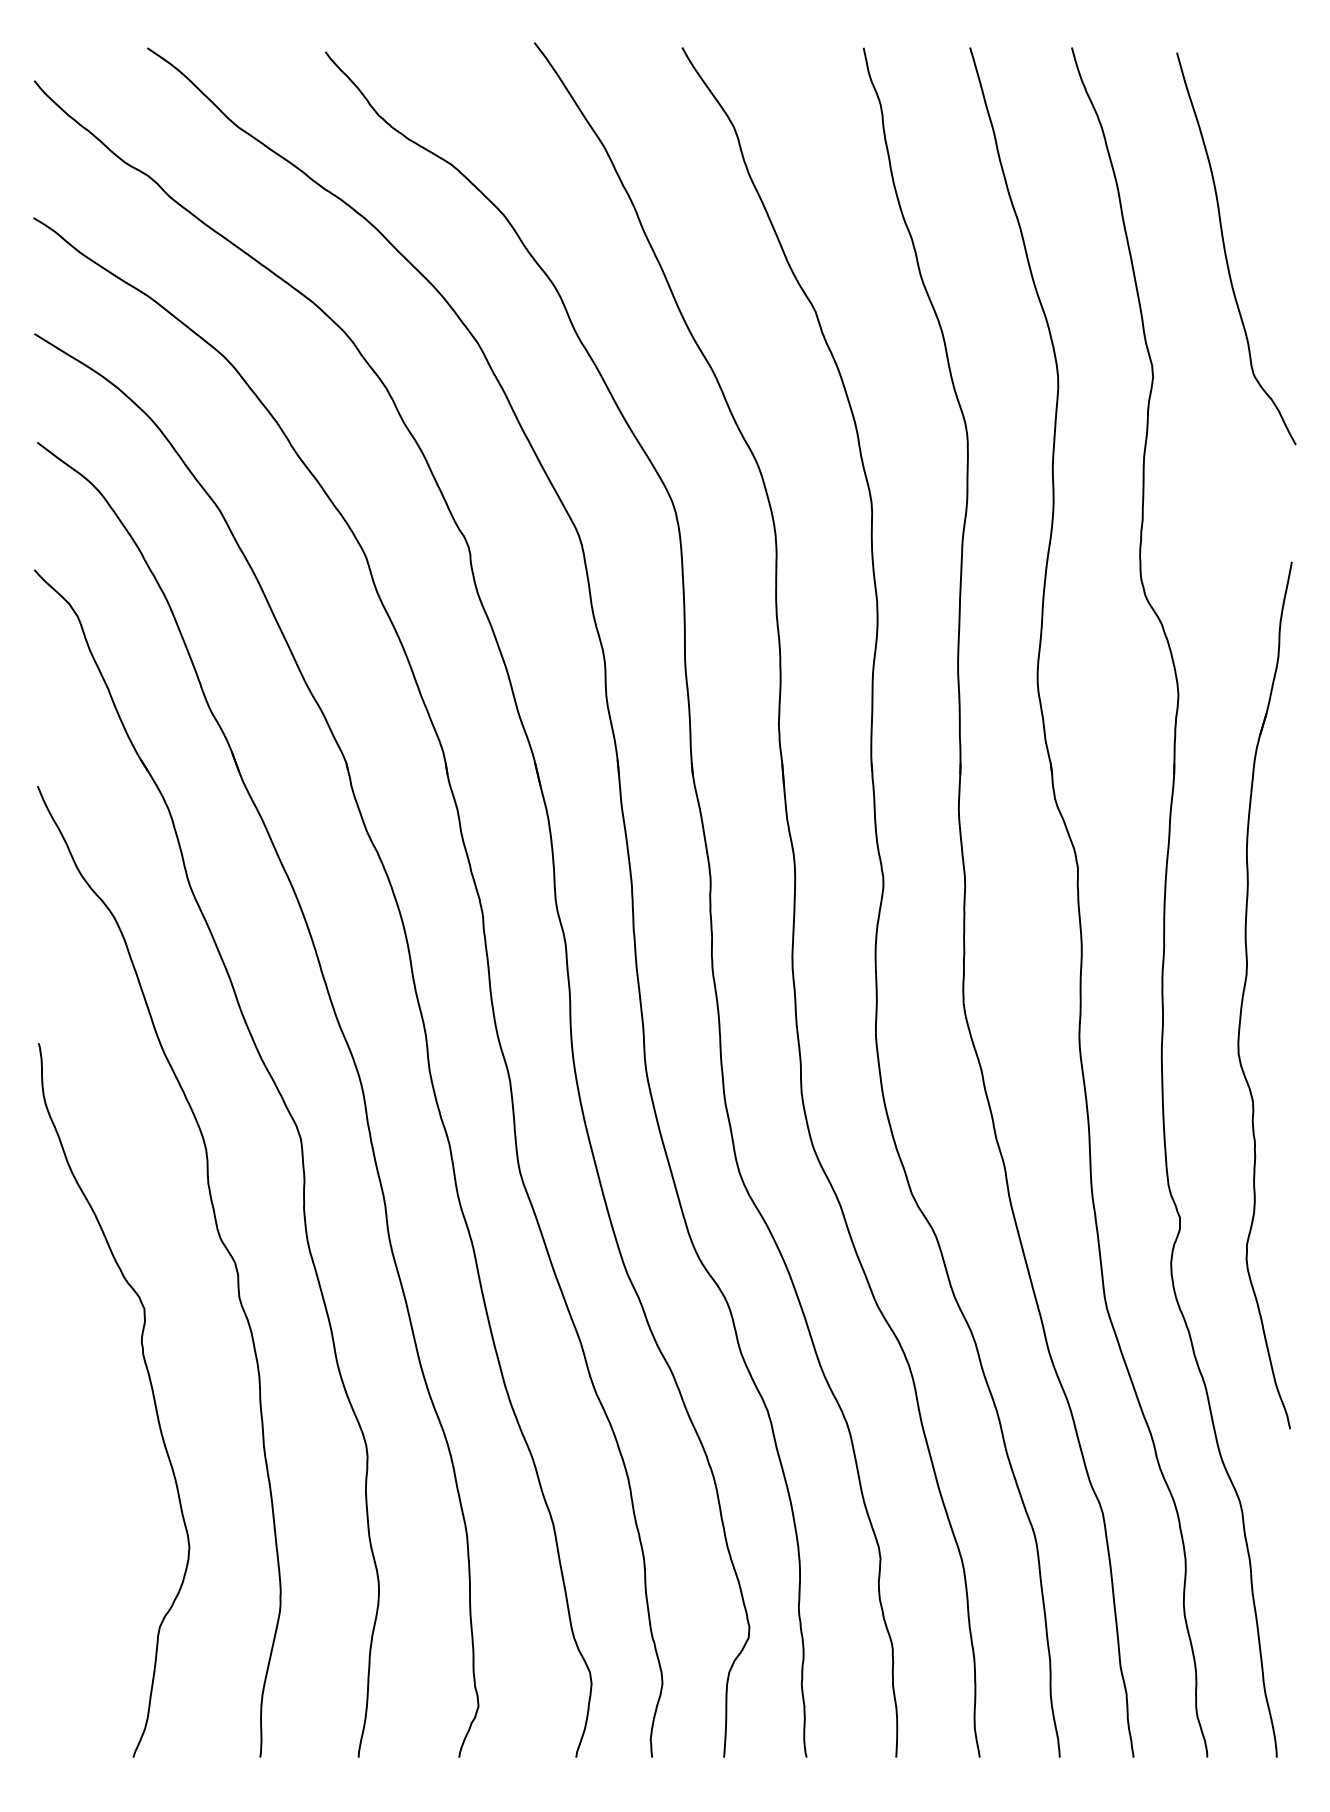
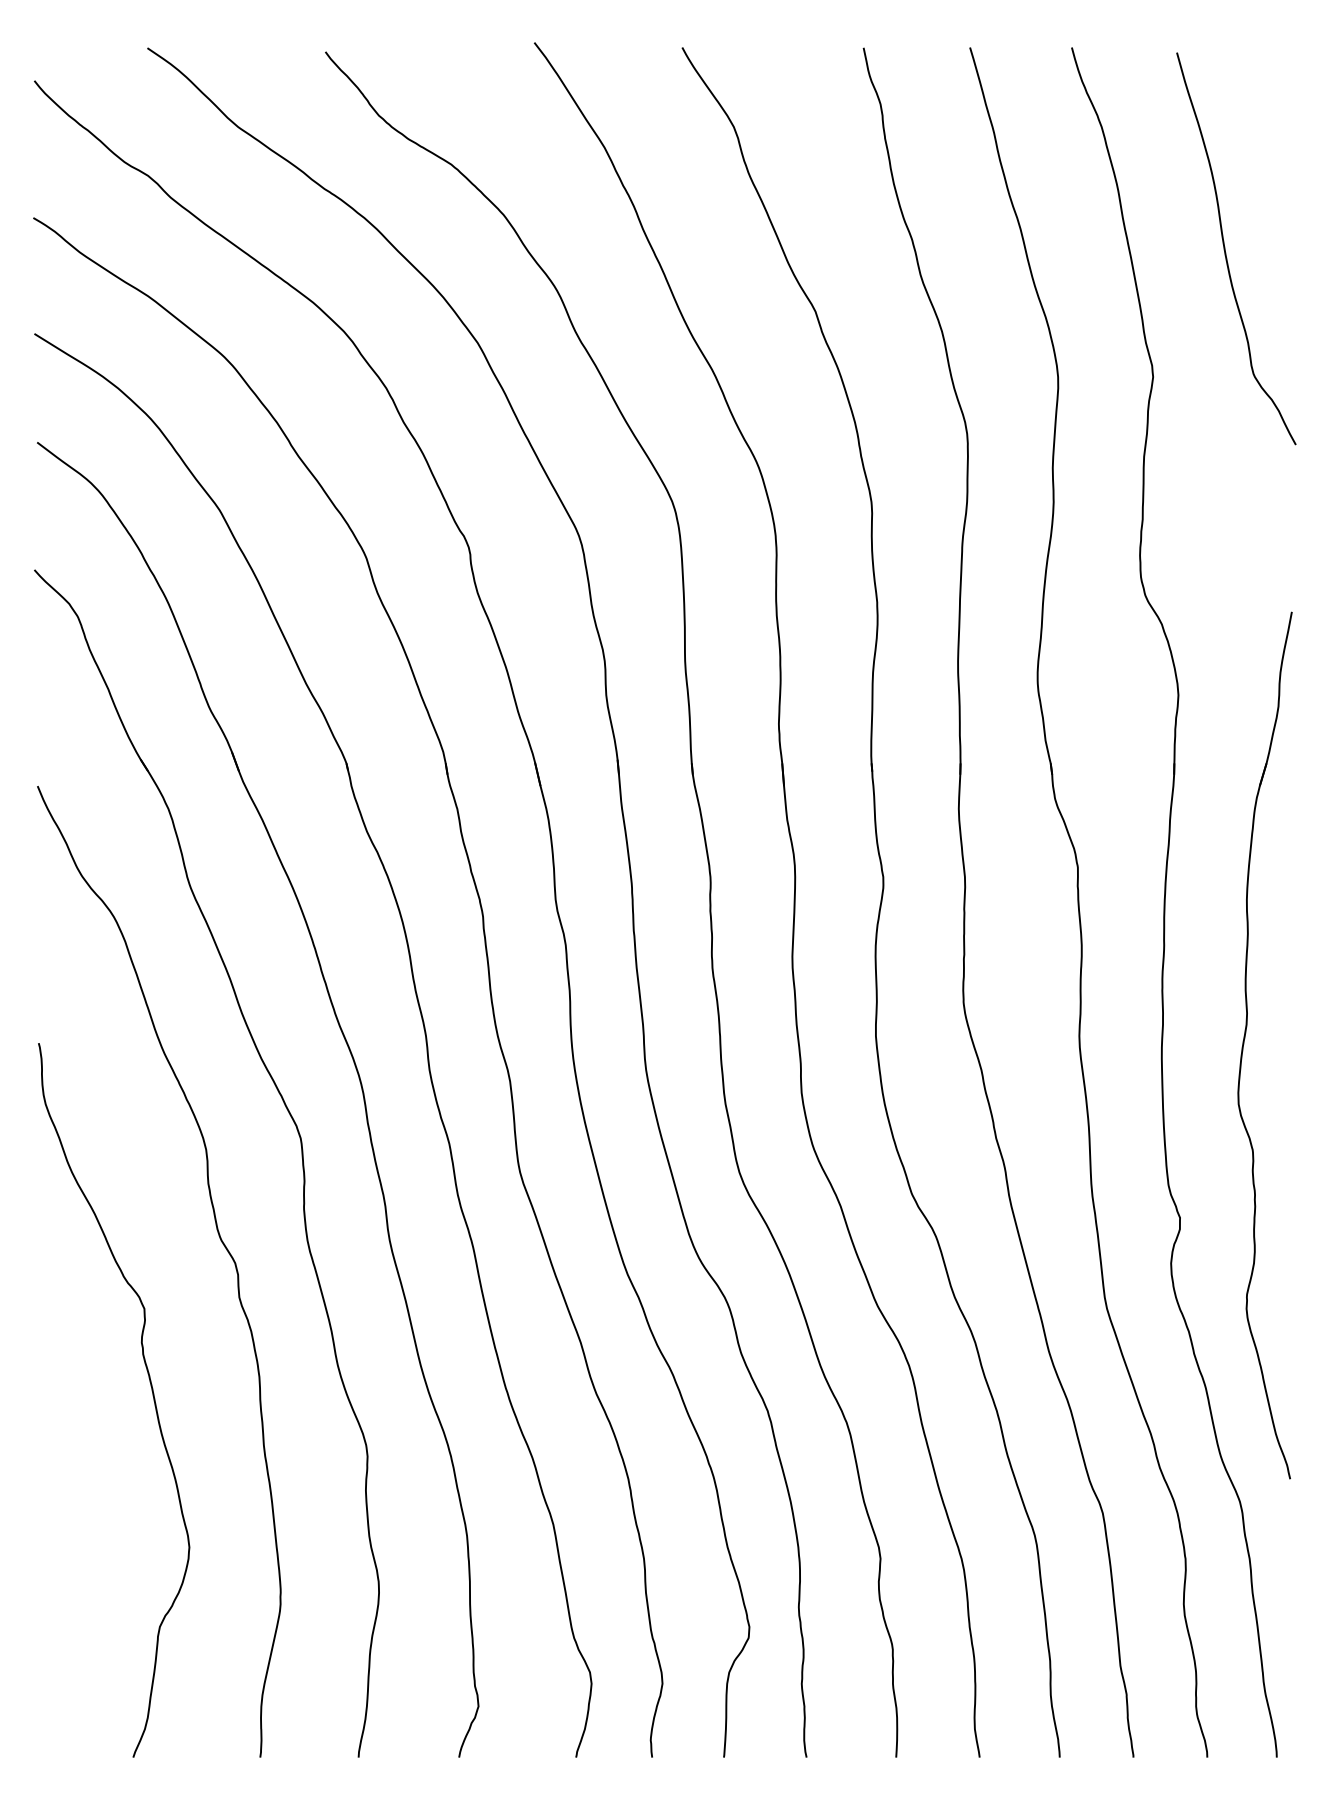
part position: (1244, 994) -> (1244, 1044) (1244, 1044)
